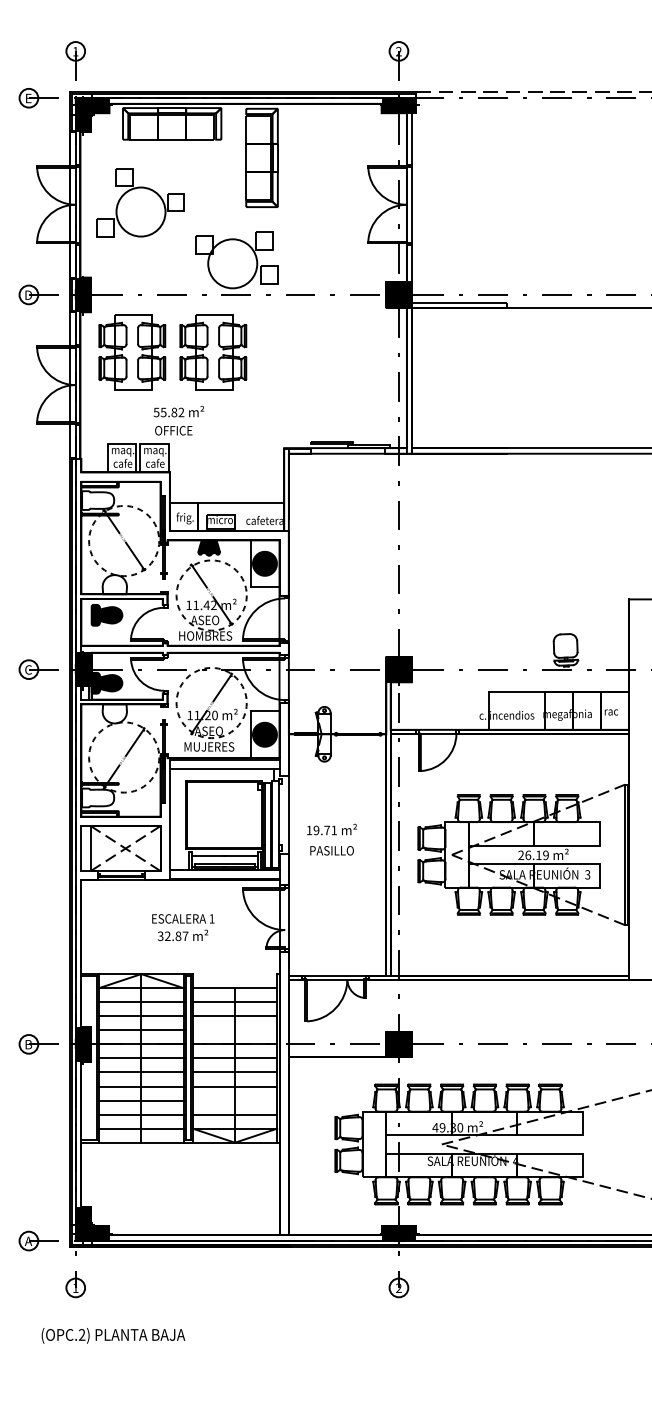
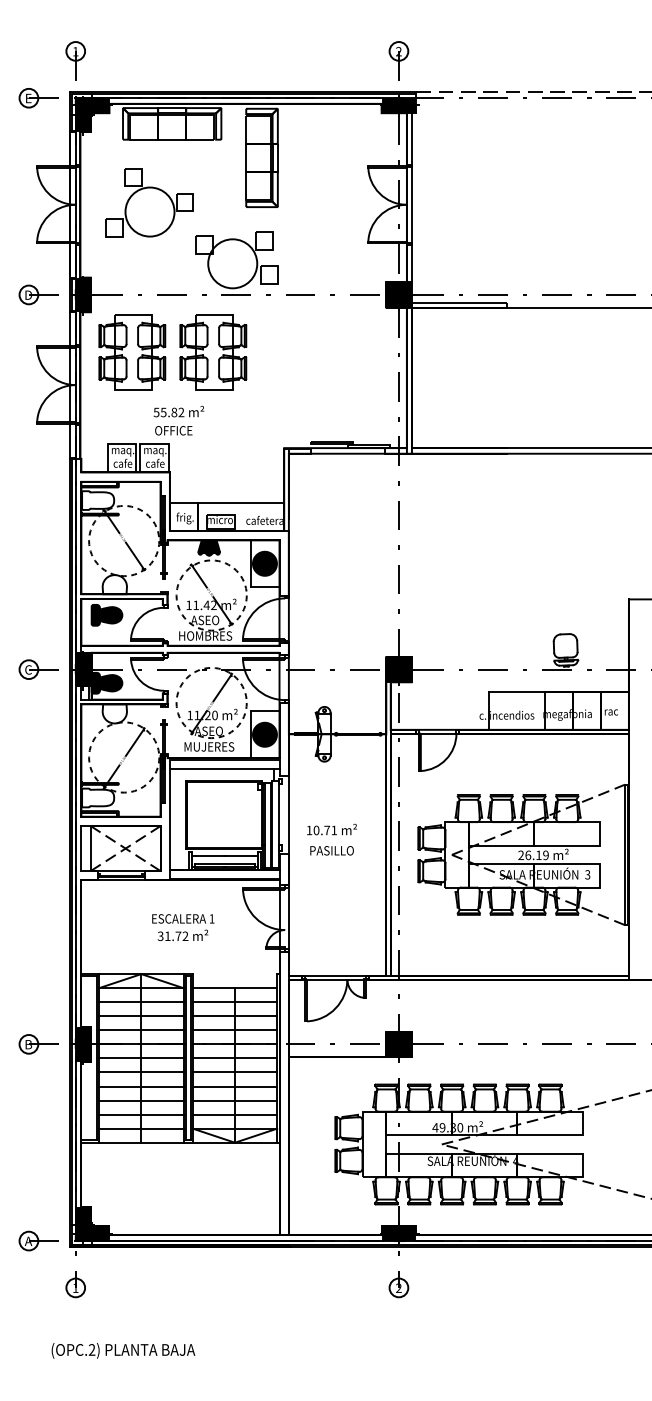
part position: (140, 202) -> (149, 202) (149, 202)
text: 19.71 -> 10.71 (316, 830)
text: 32.87 -> 31.72 (176, 936)
line: none -> present (234, 1030)
line: none -> present (234, 1100)
text position: (113, 1335) -> (123, 1350) (123, 1350)
